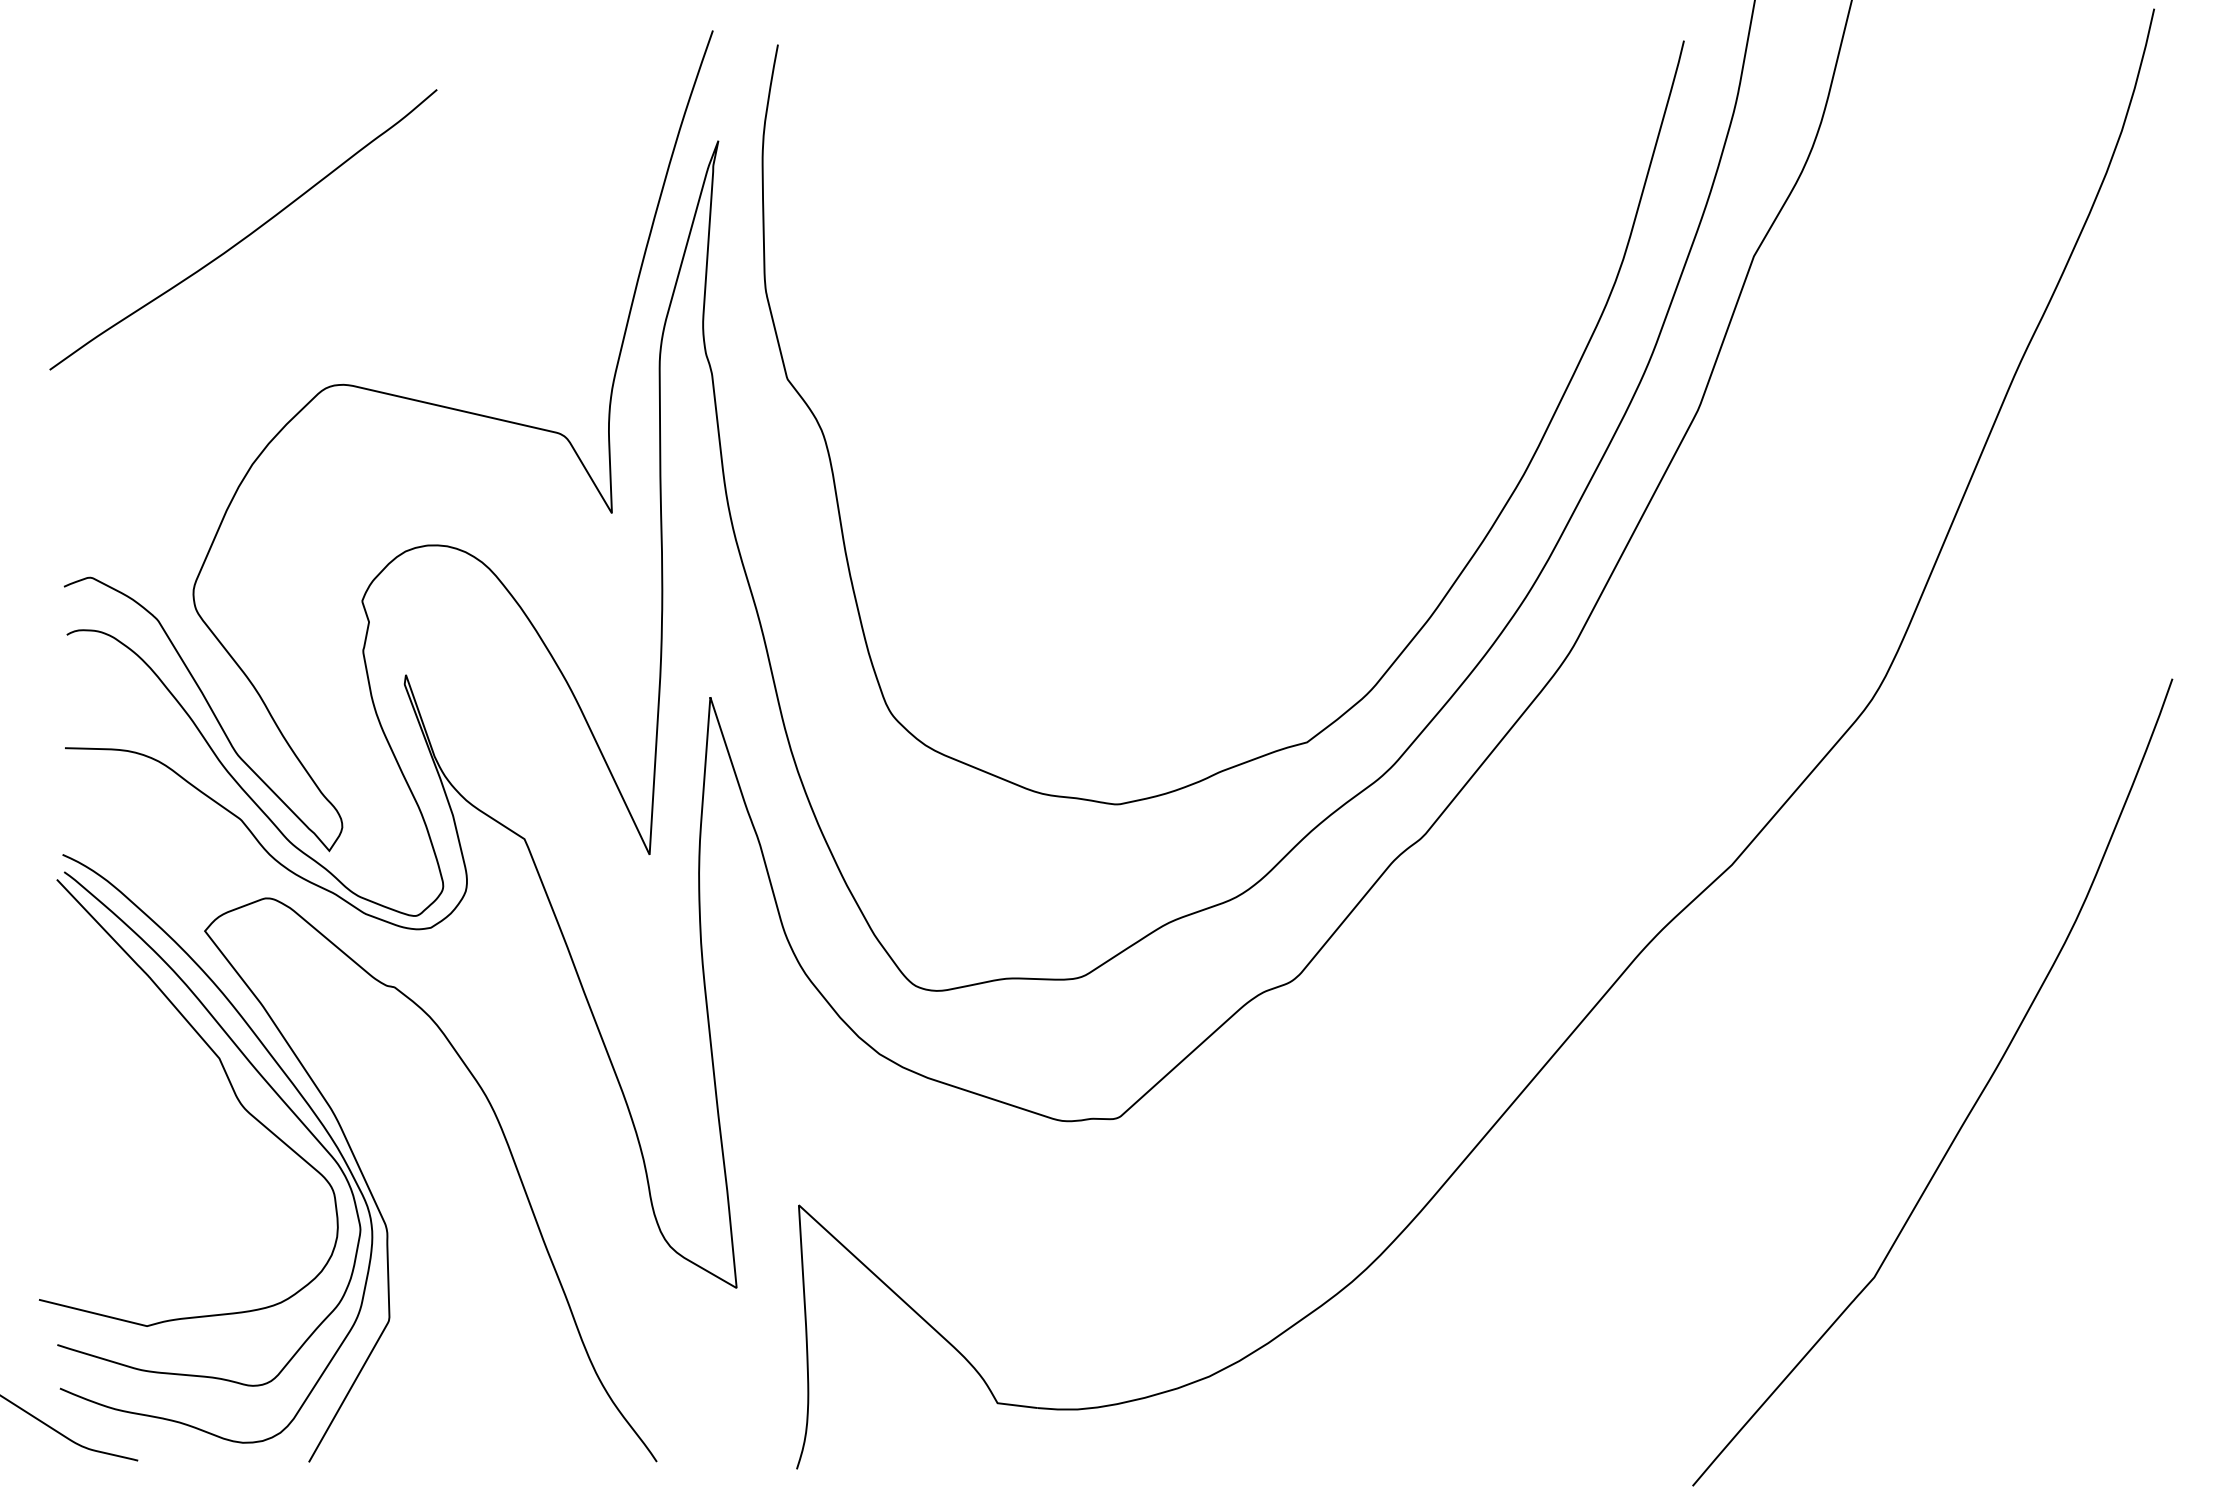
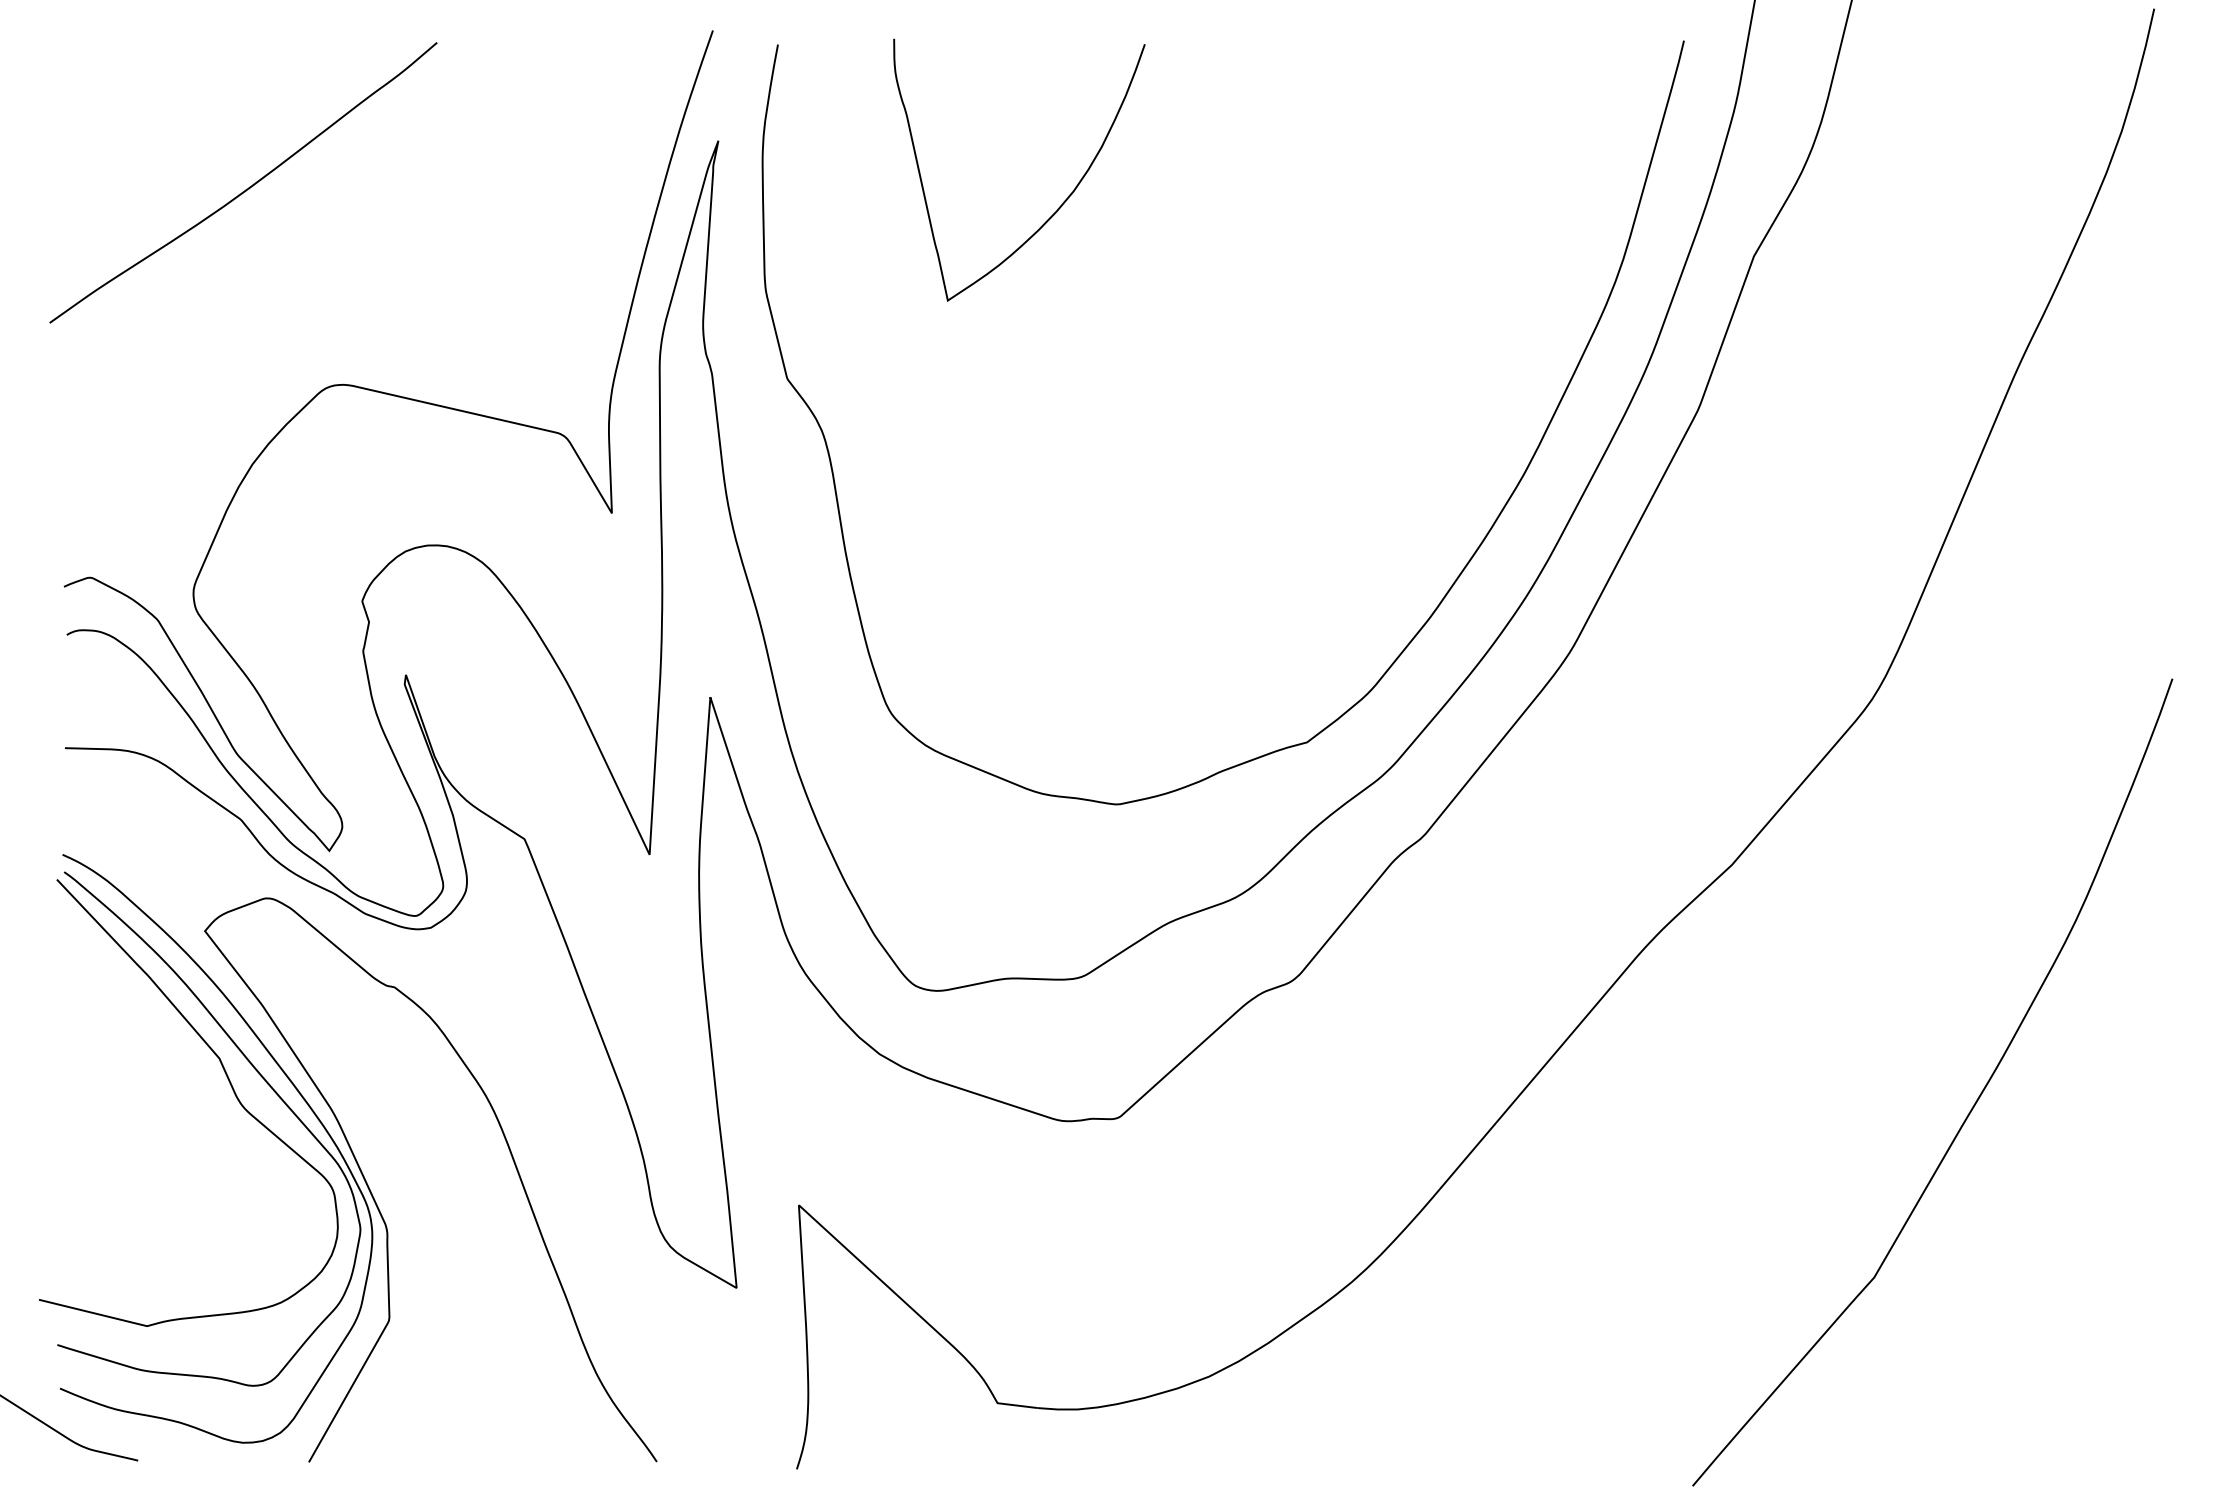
curve: none -> present (1063, 201)
curve position: (248, 234) -> (248, 187) (248, 187)
